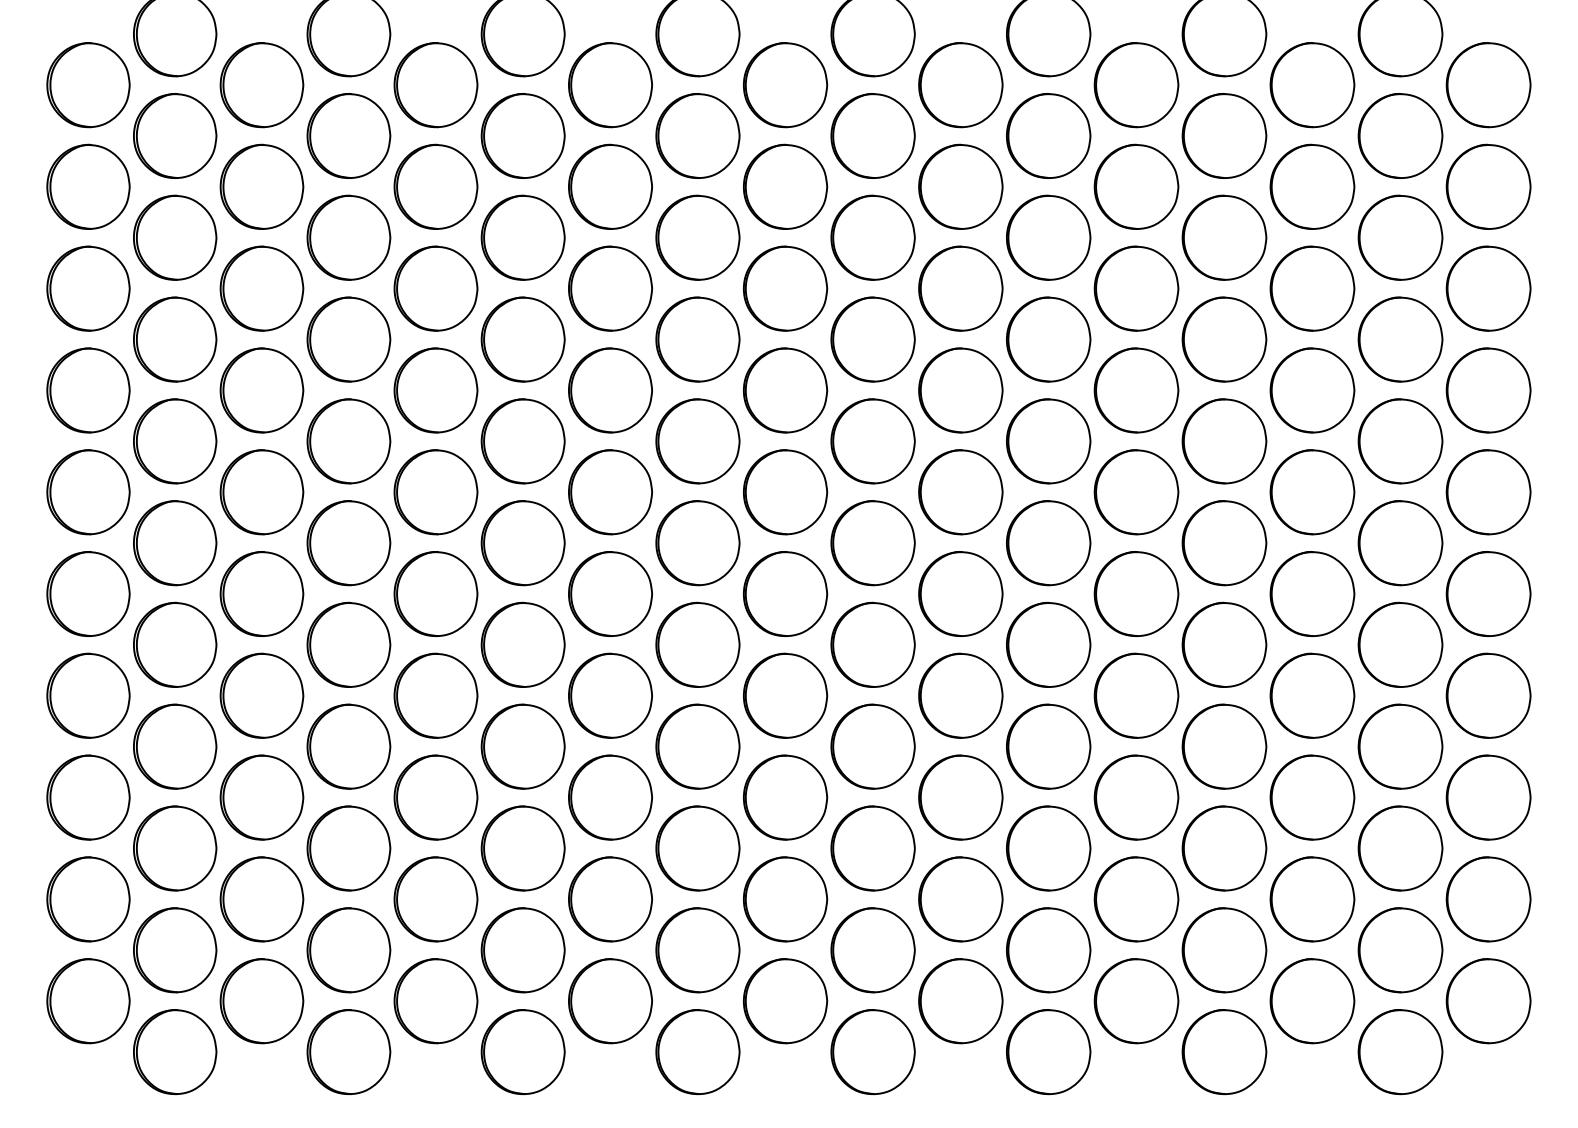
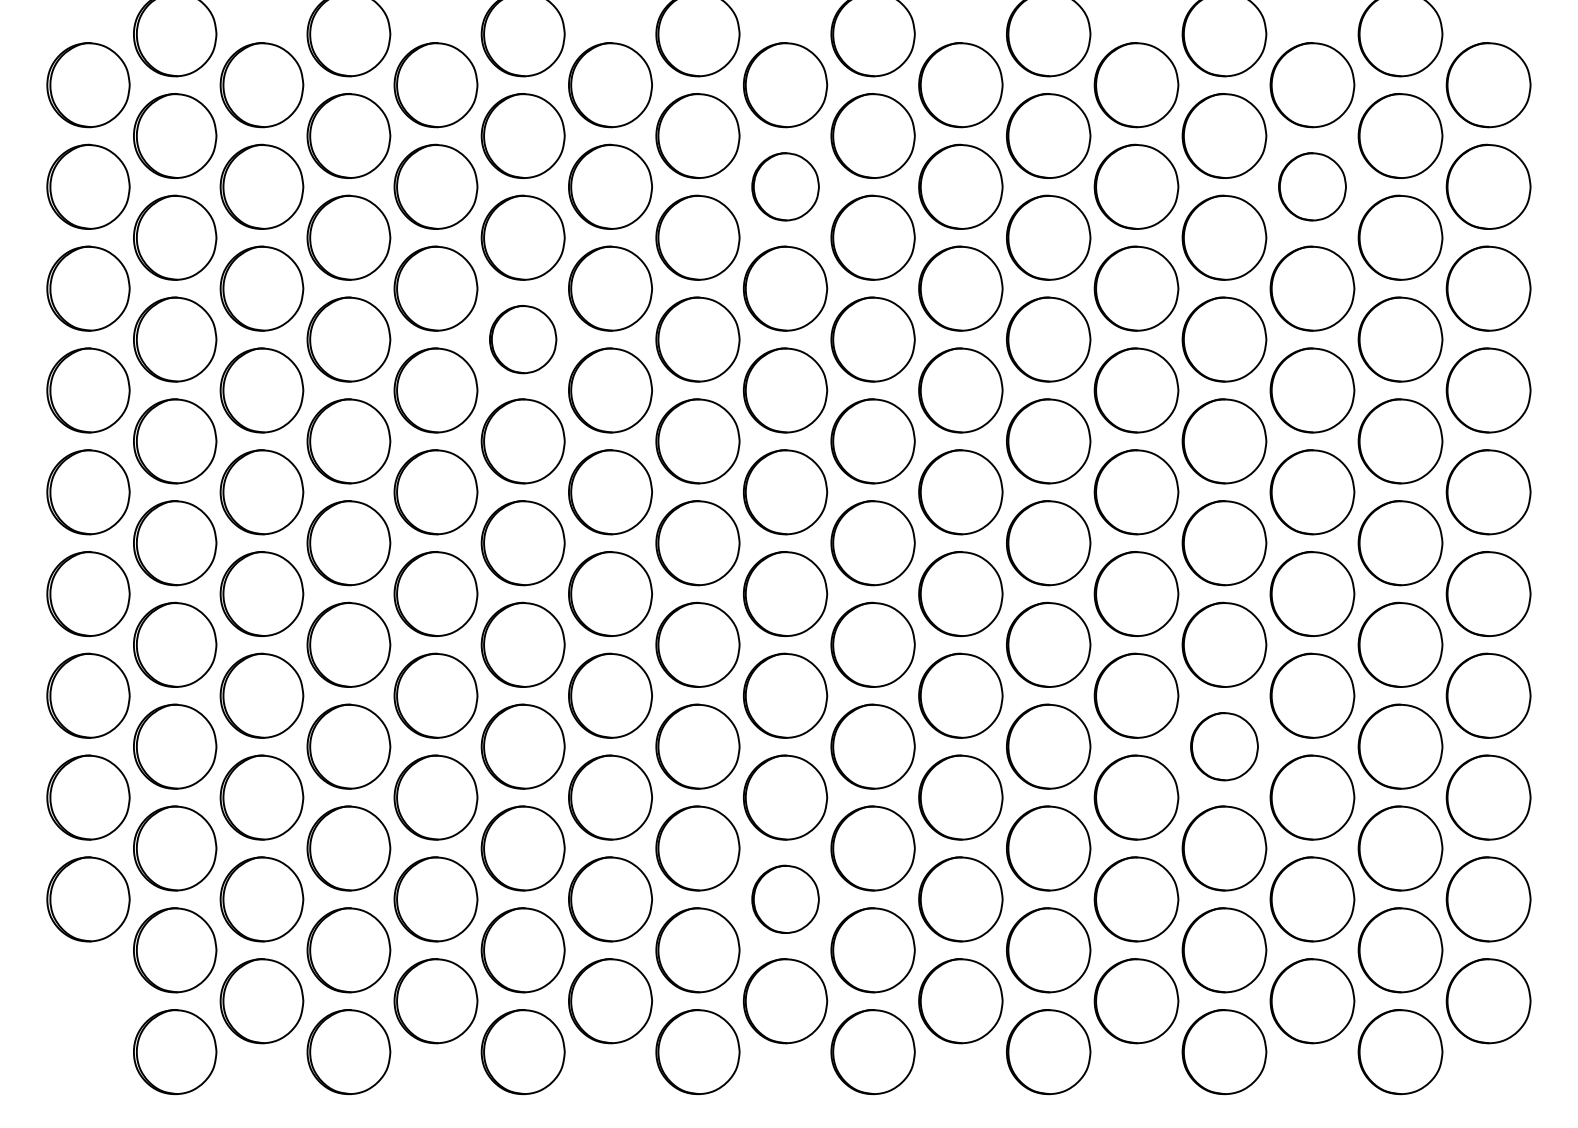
part size: 86x87 px -> 69x70 px (785, 186)
part size: 87x87 px -> 69x70 px (1312, 186)
part size: 86x87 px -> 69x70 px (523, 339)
part size: 87x87 px -> 69x70 px (1224, 746)
part size: 86x87 px -> 69x70 px (785, 898)
part: present -> none (88, 1001)
